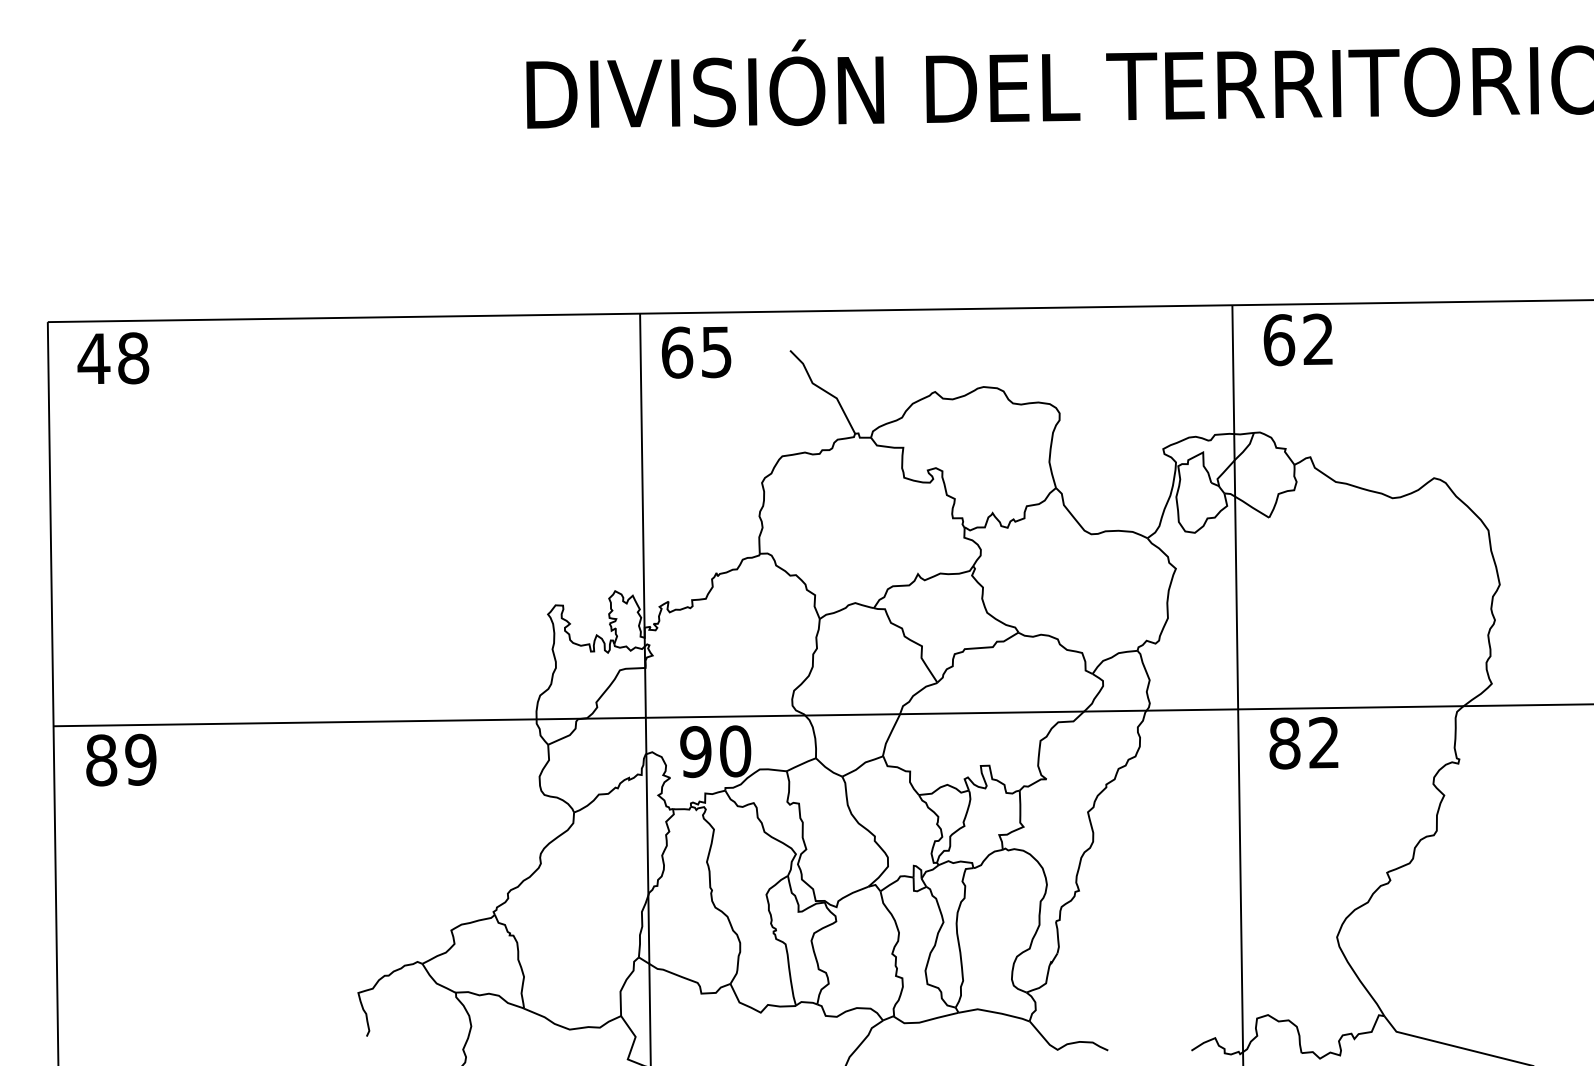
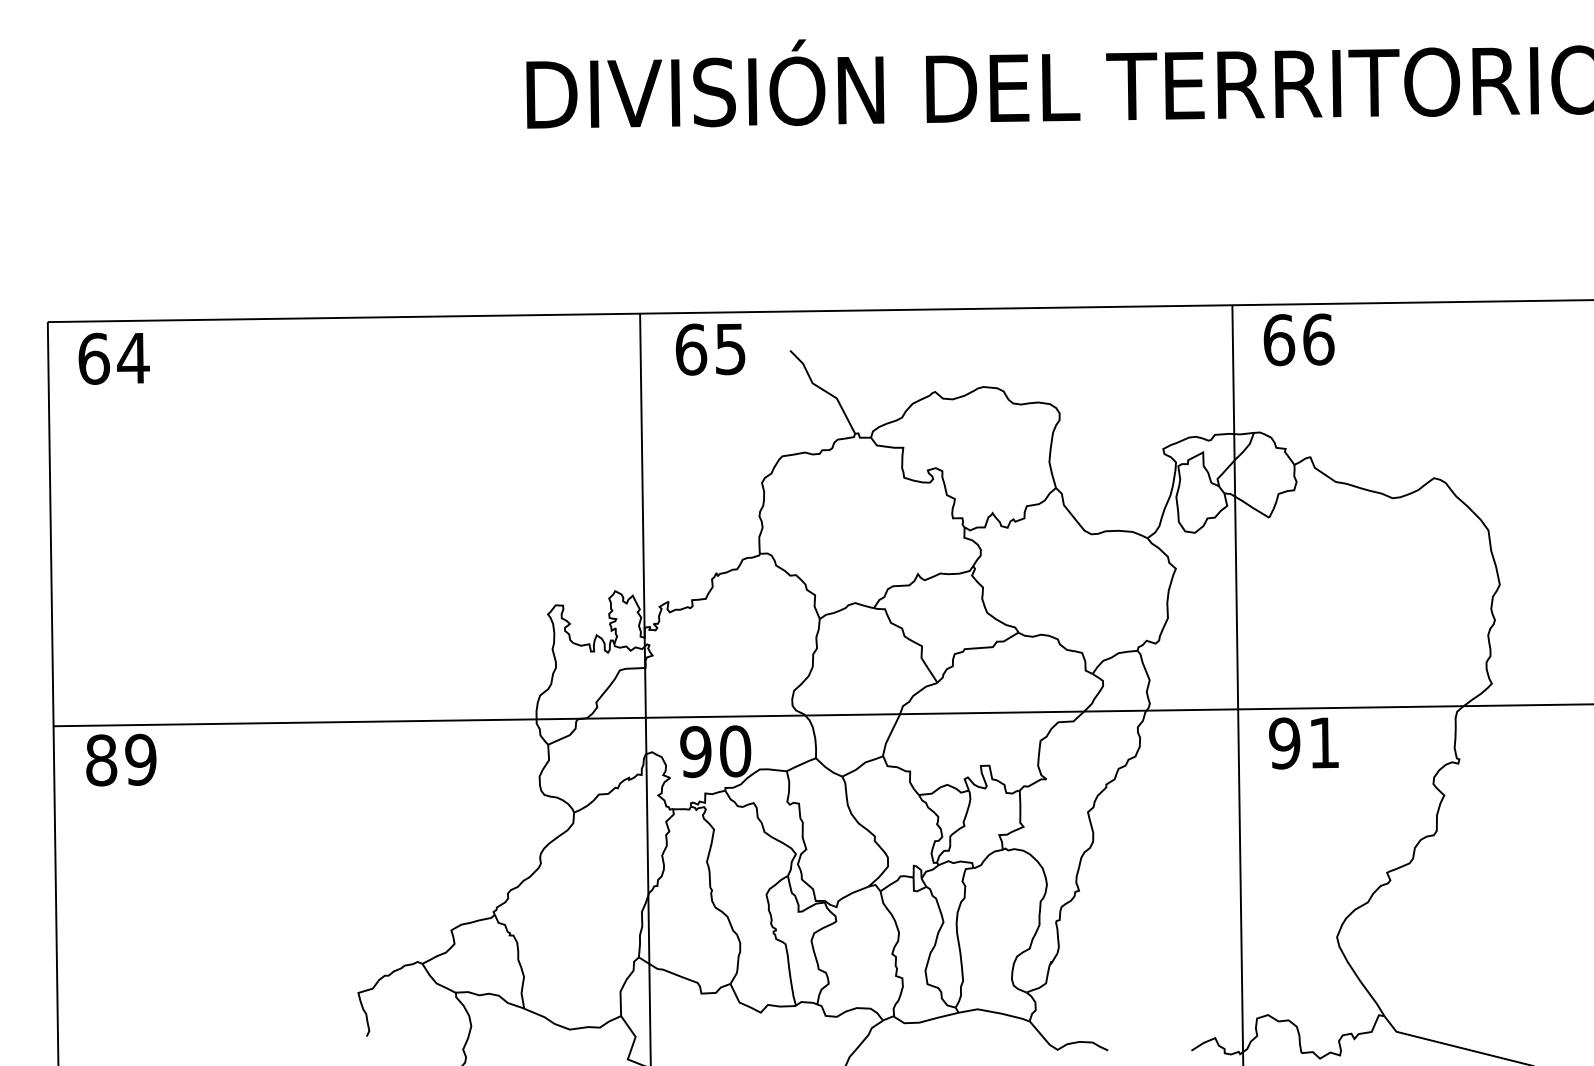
text: 62 -> 66 (1318, 339)
text position: (696, 352) -> (710, 349) (710, 349)
text: 48 -> 64 (113, 358)
text: 82 -> 91 (1303, 743)
